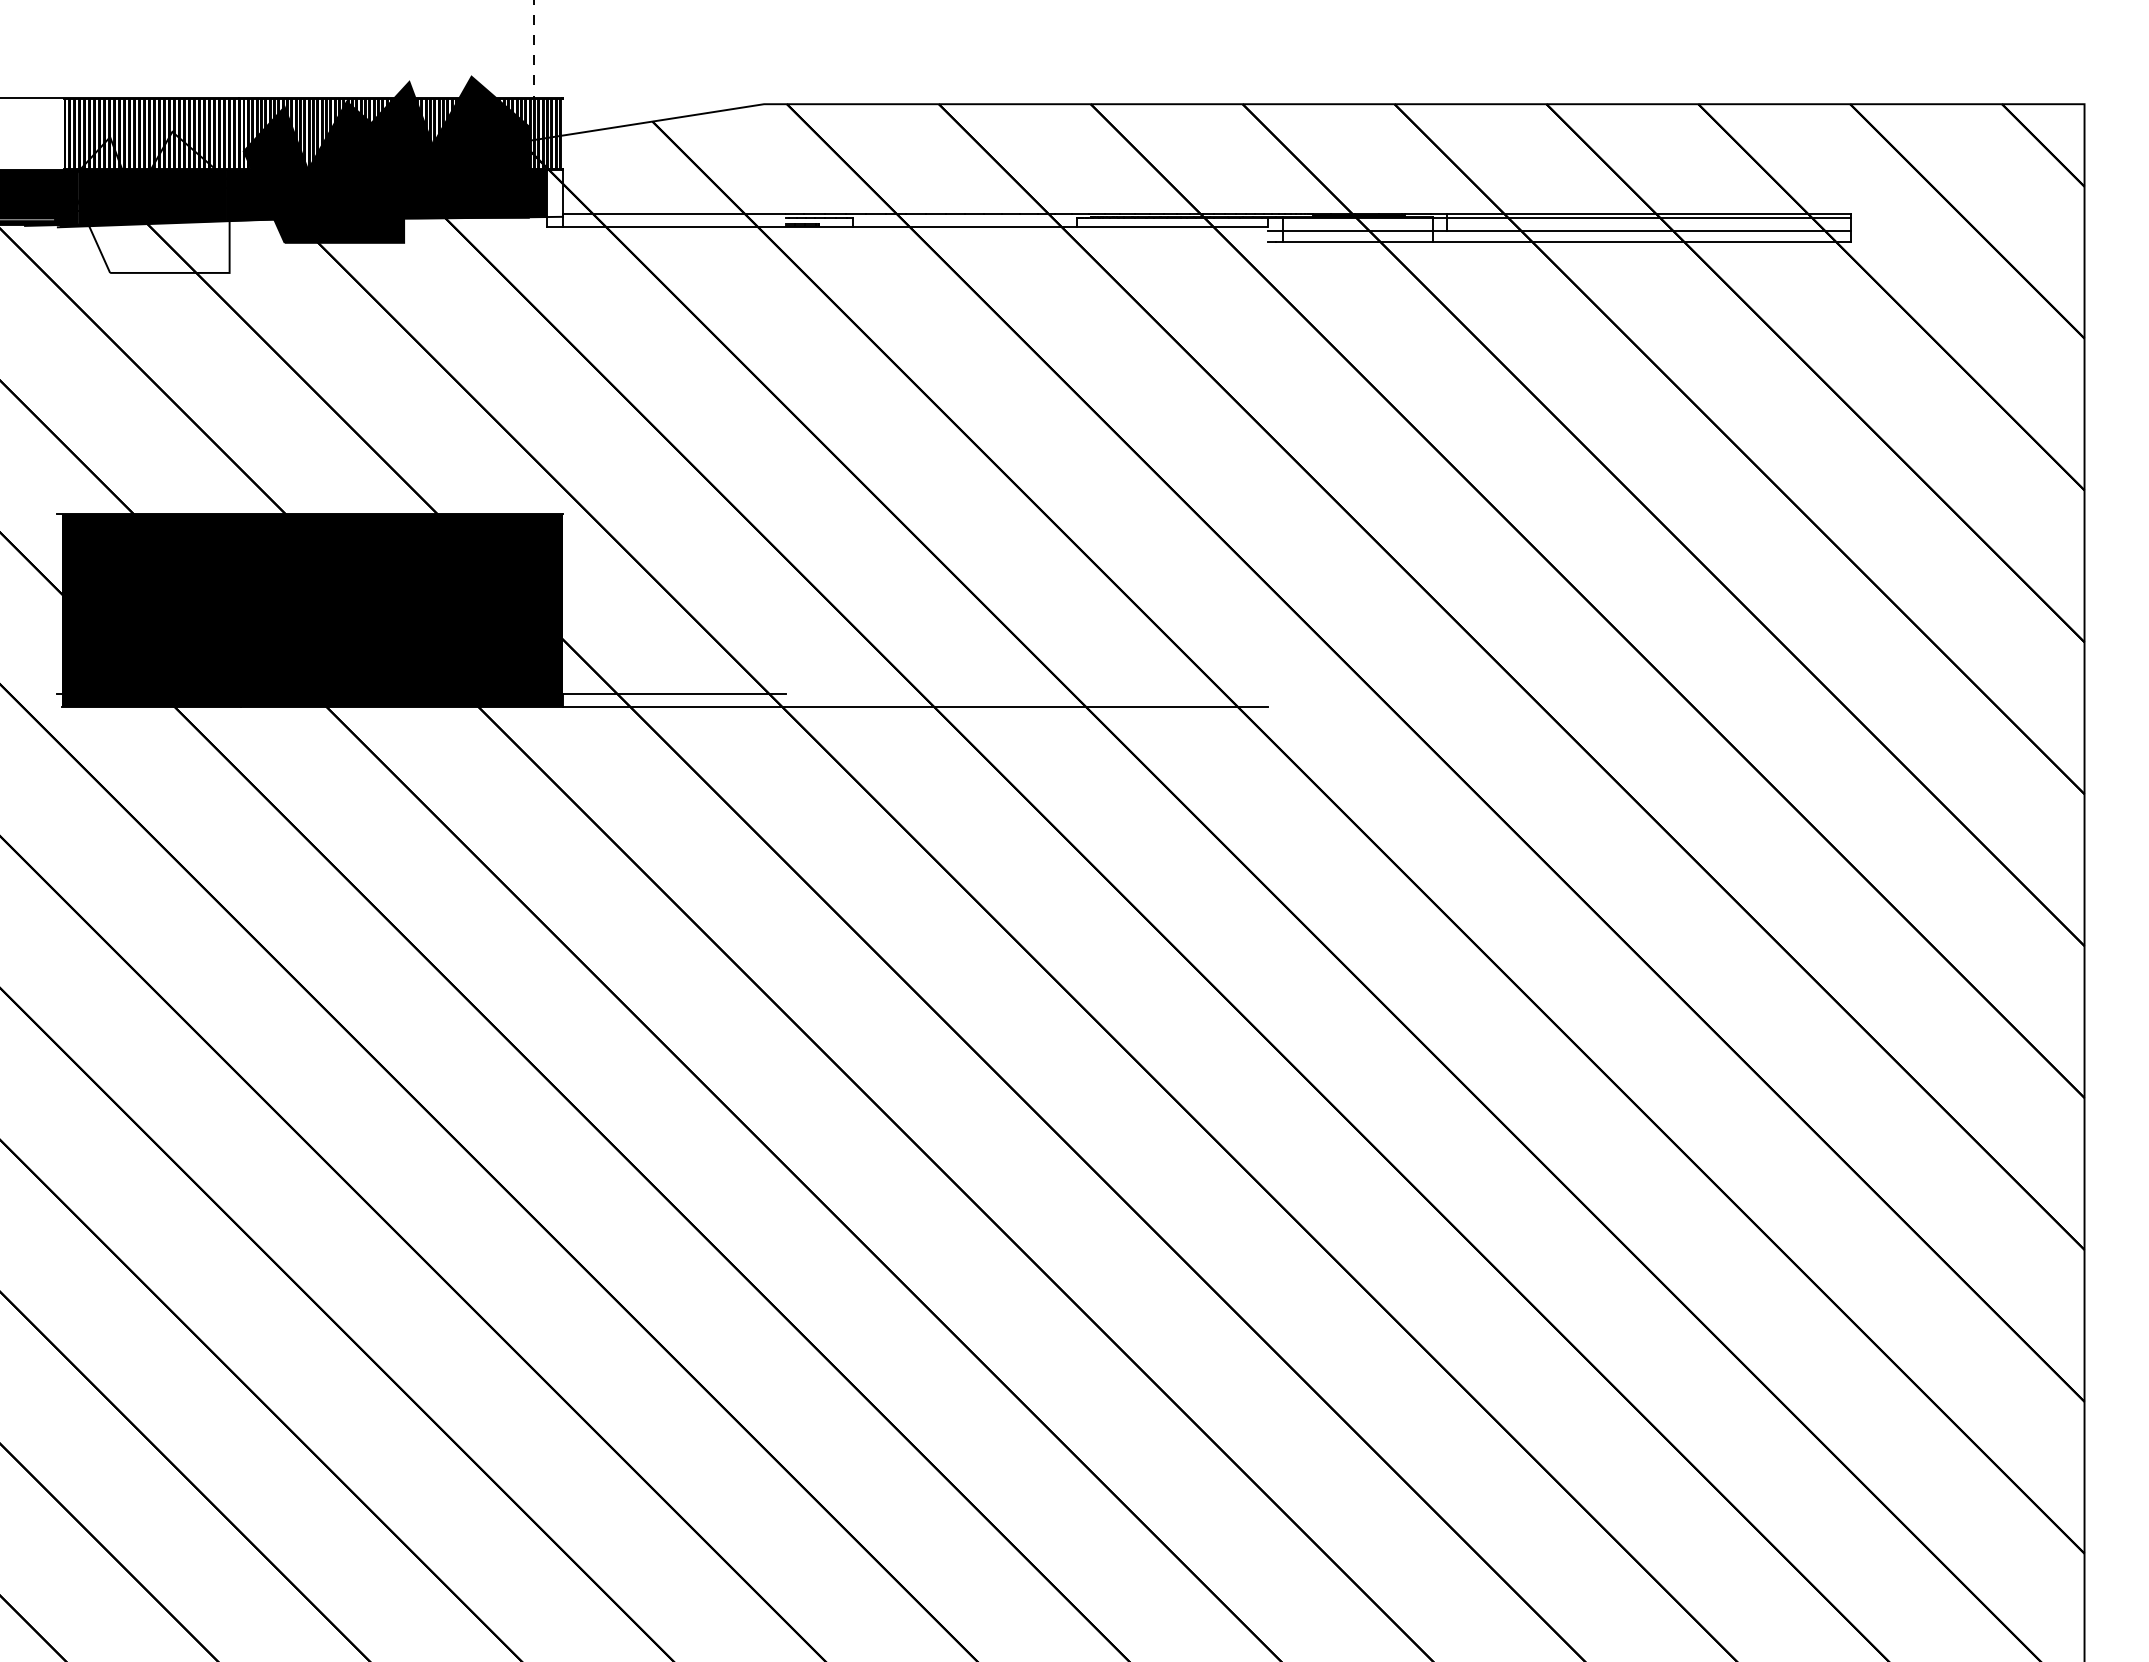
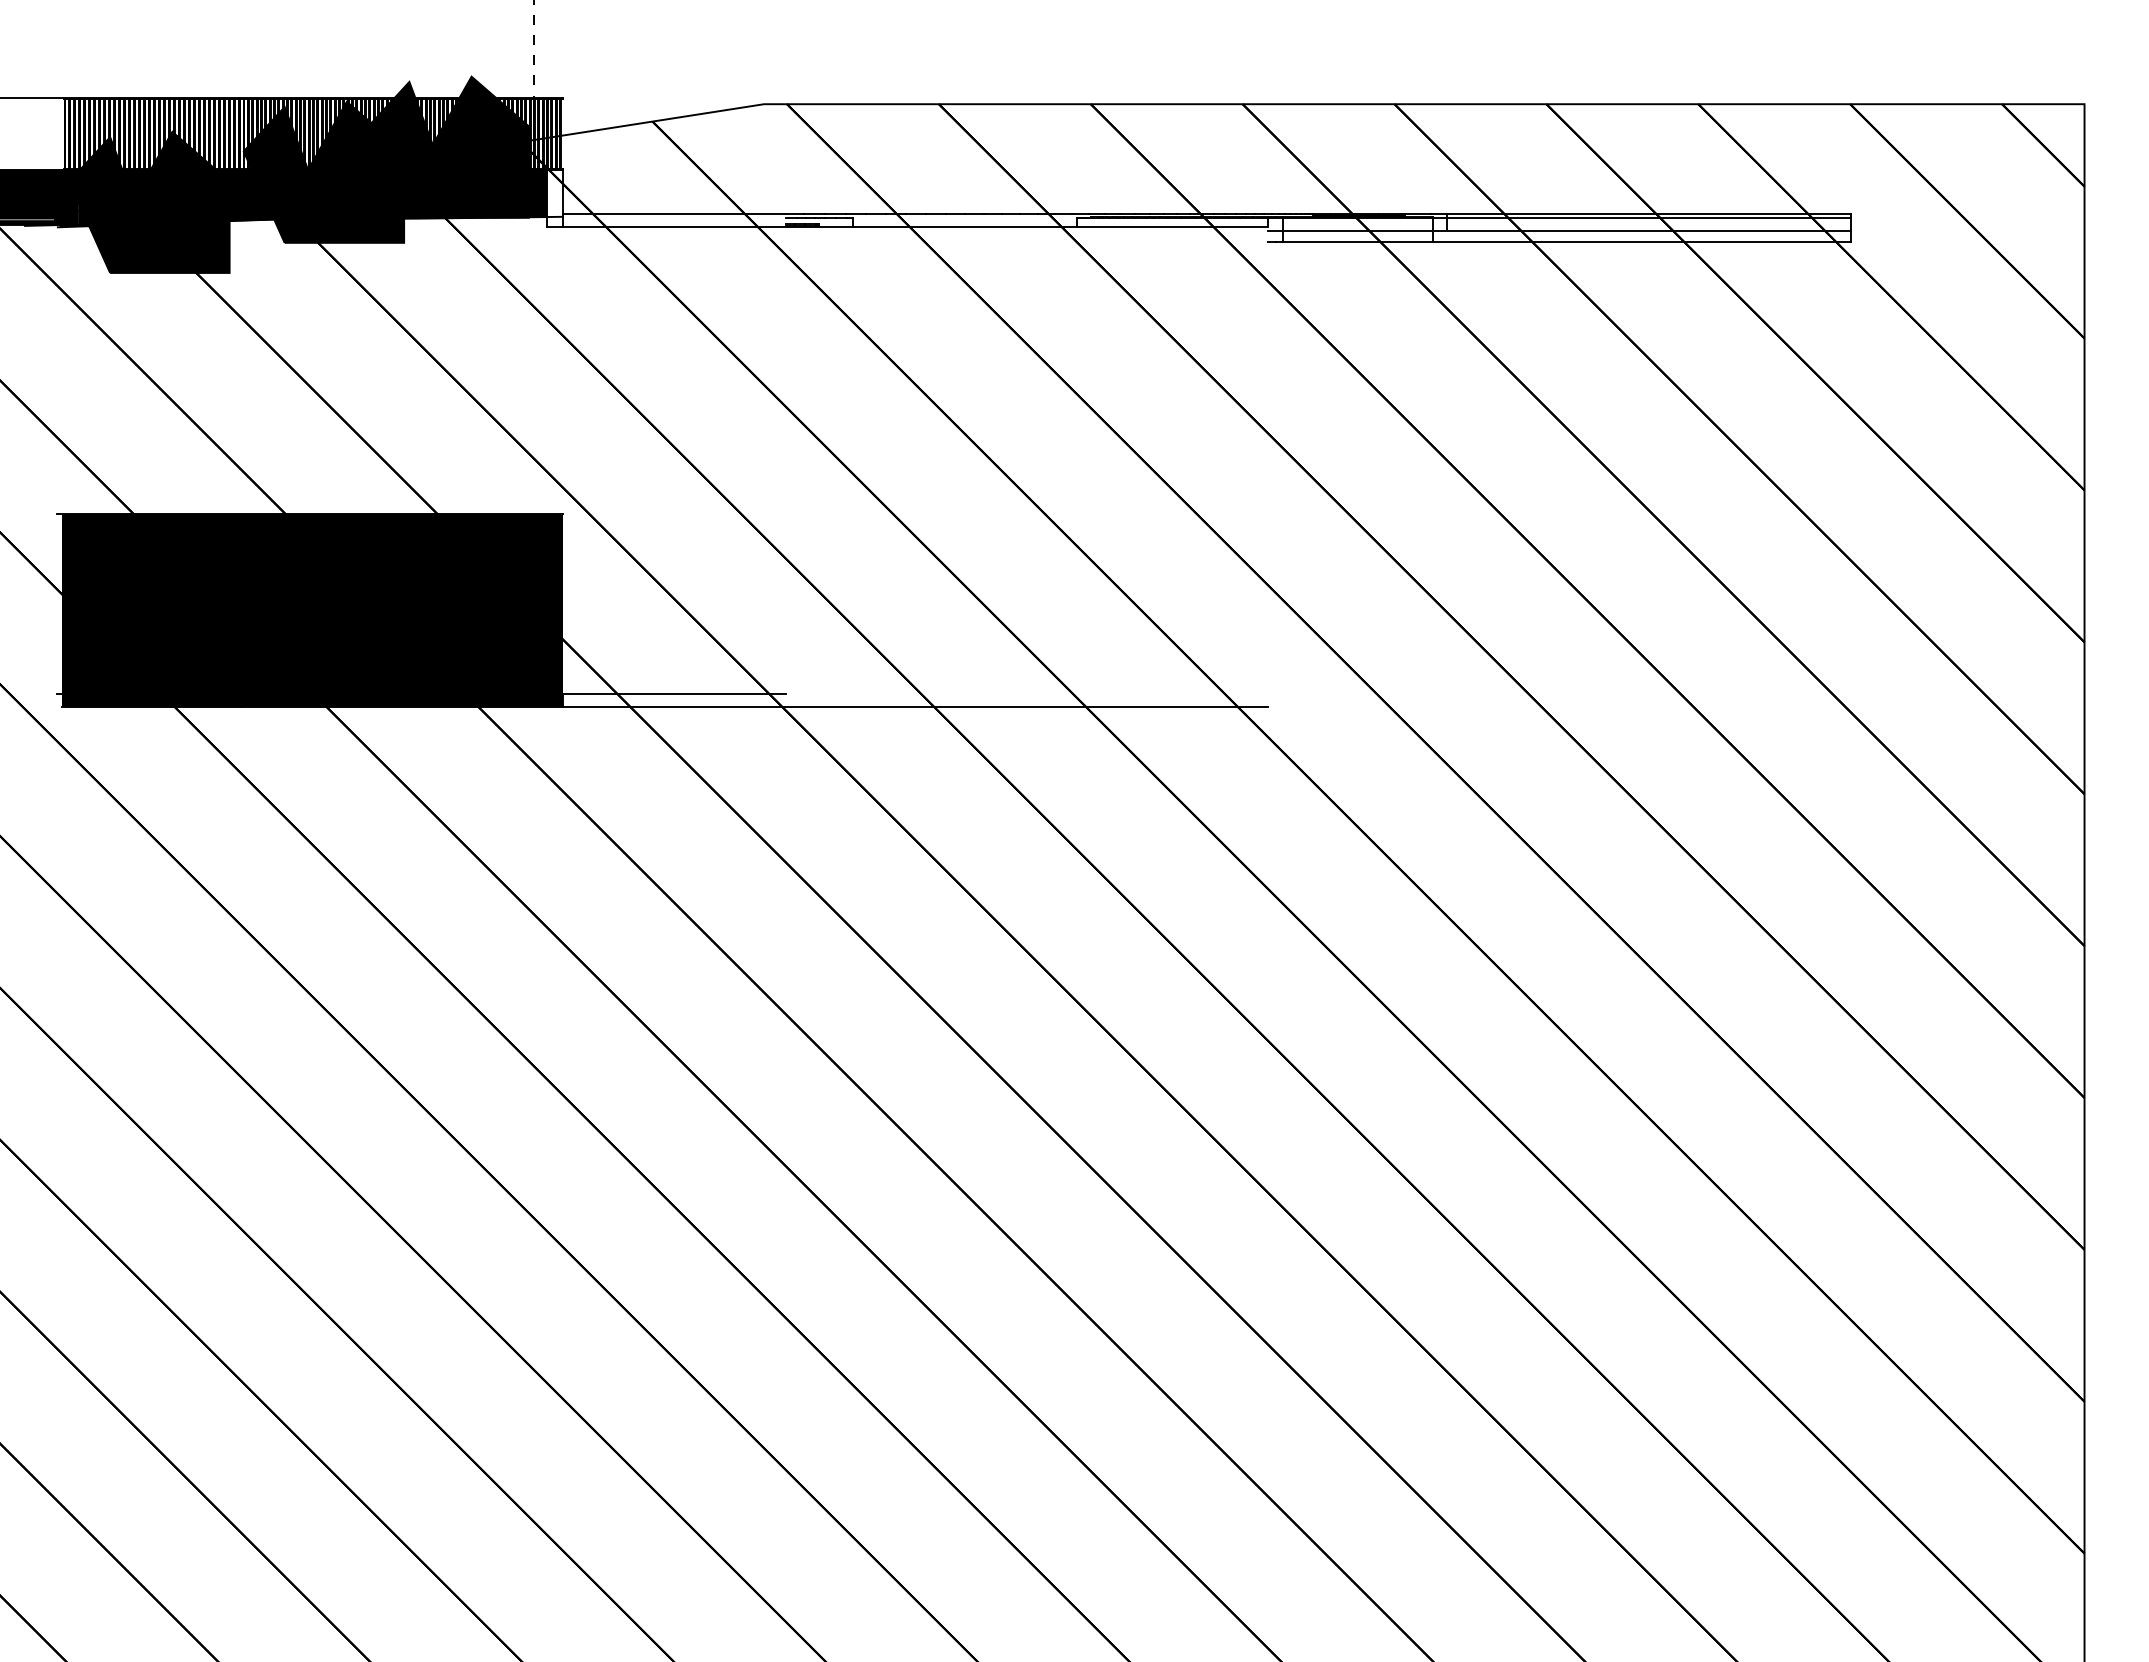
fill: none -> present (149, 201)
